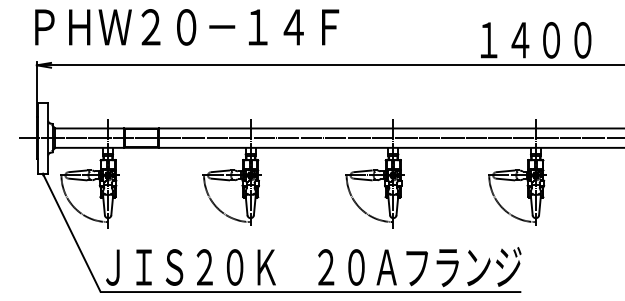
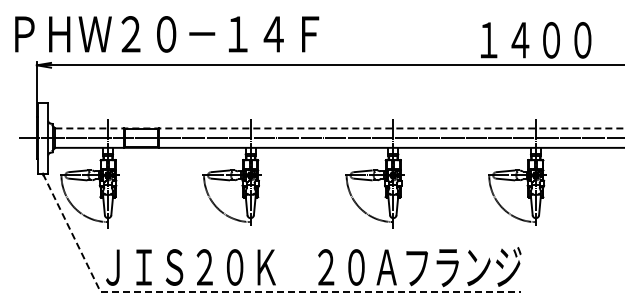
text position: (187, 27) -> (167, 34) (167, 34)
line: solid -> dashed (340, 128)
line: solid -> dashed (244, 292)
